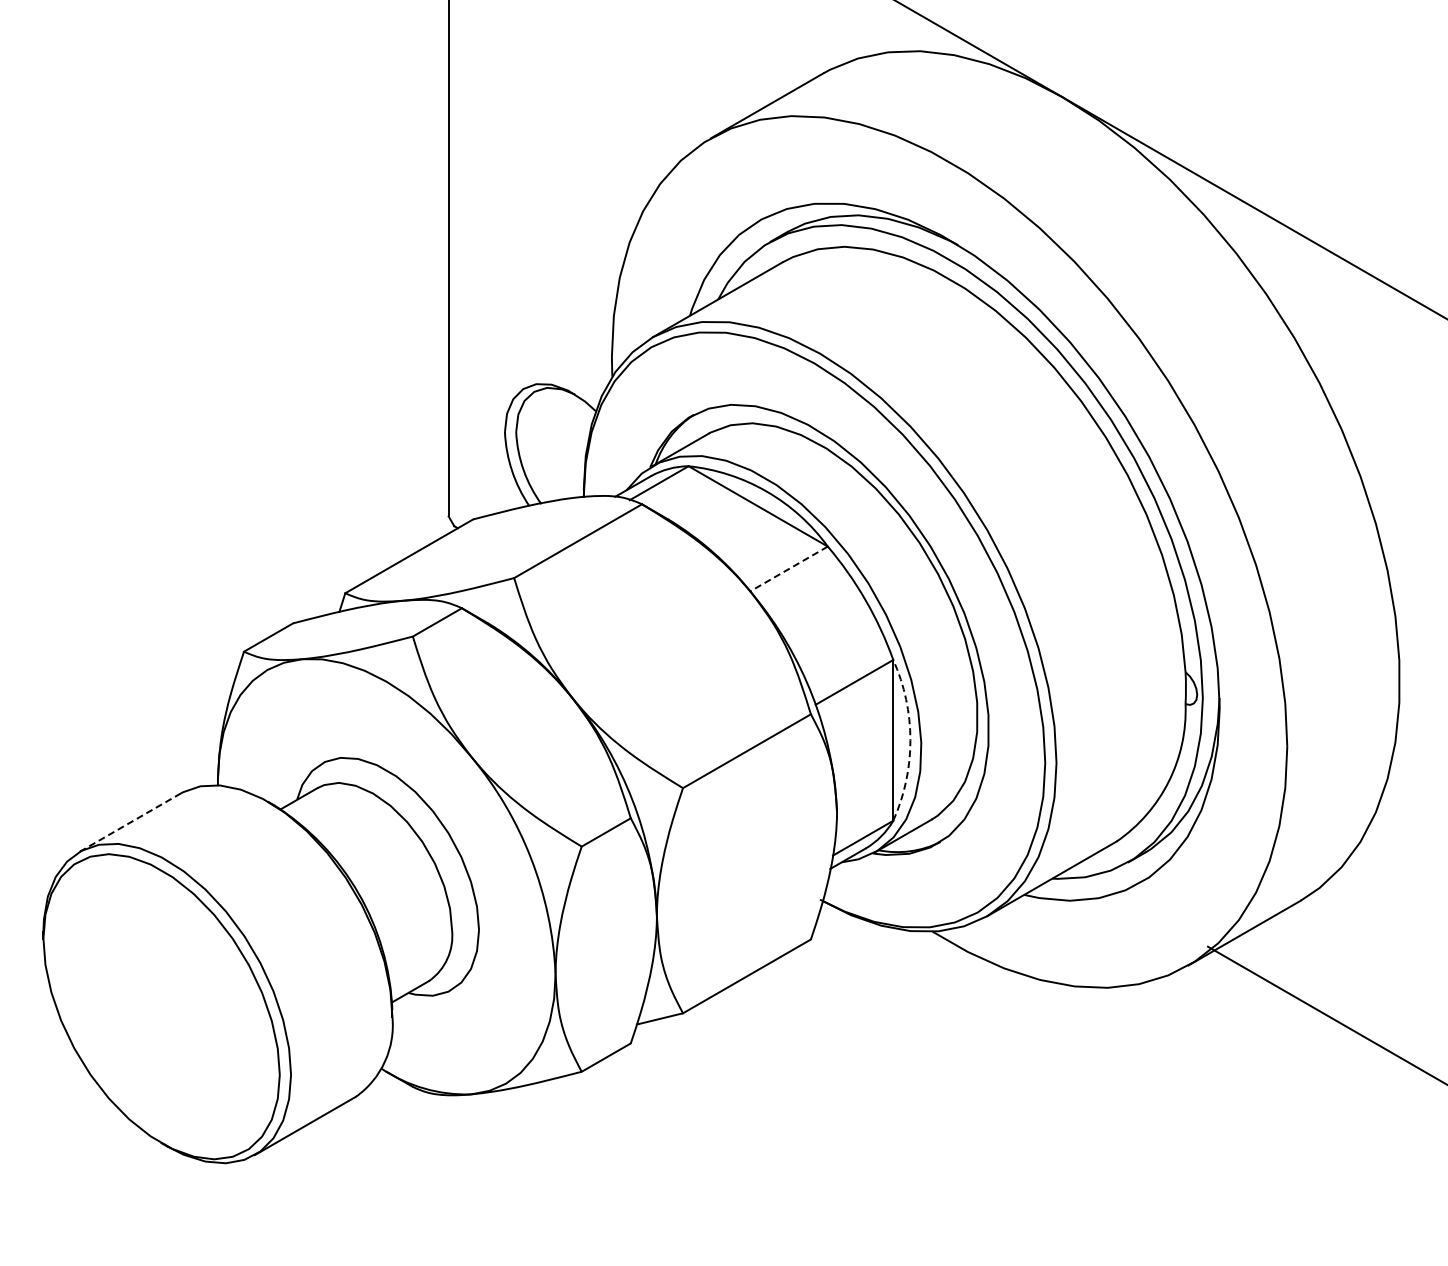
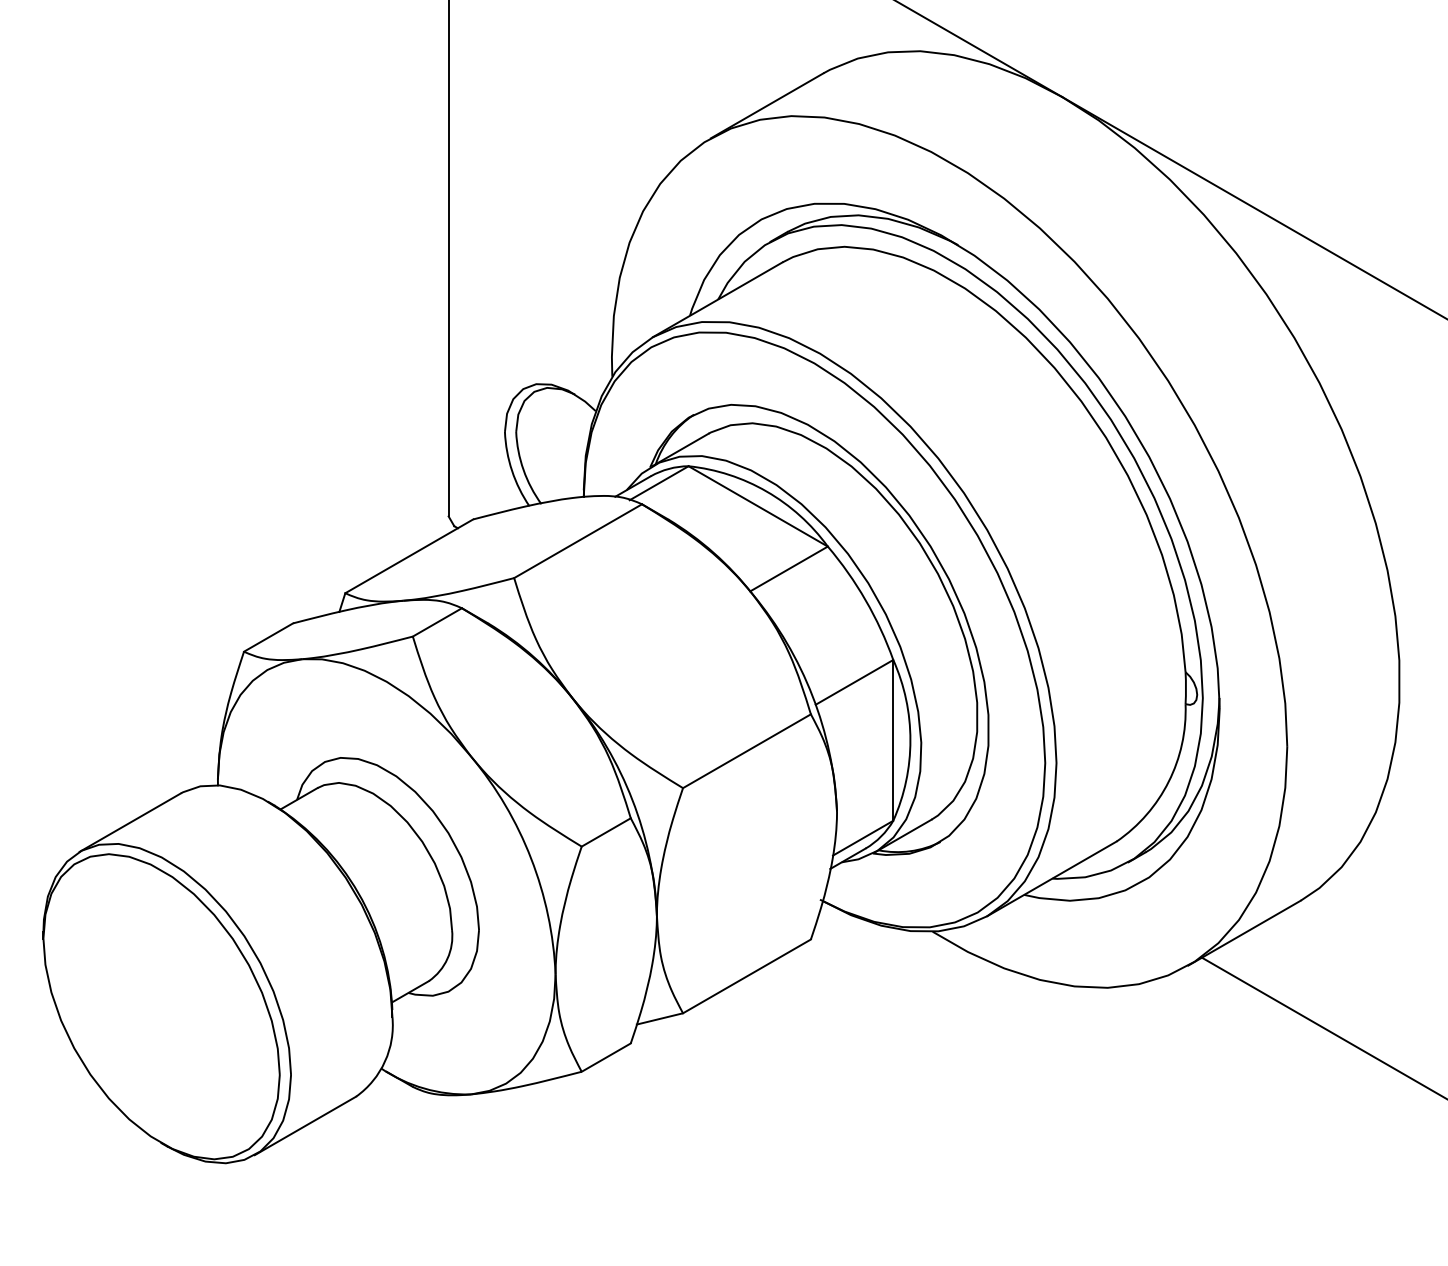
line: dashed -> solid (789, 568)
arc: dashed -> solid (910, 740)
line: dashed -> solid (129, 822)
line position: (1325, 1014) -> (1322, 1027) (1322, 1027)
